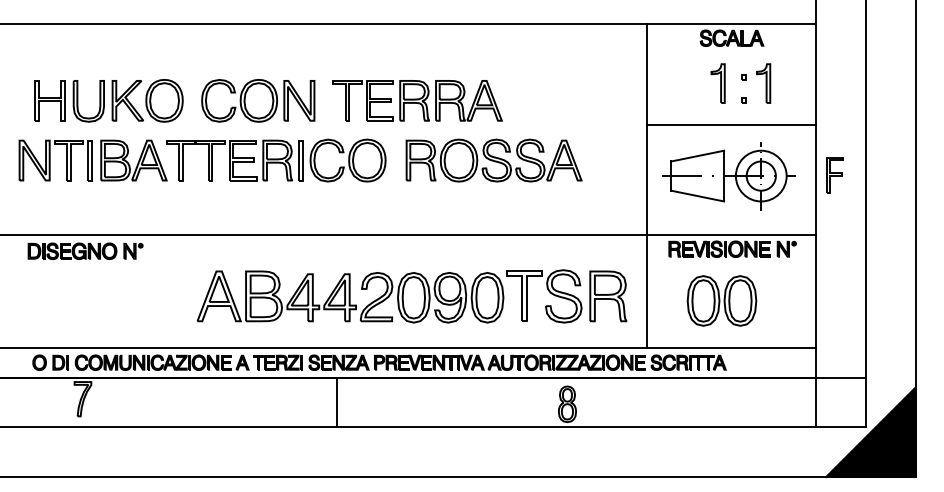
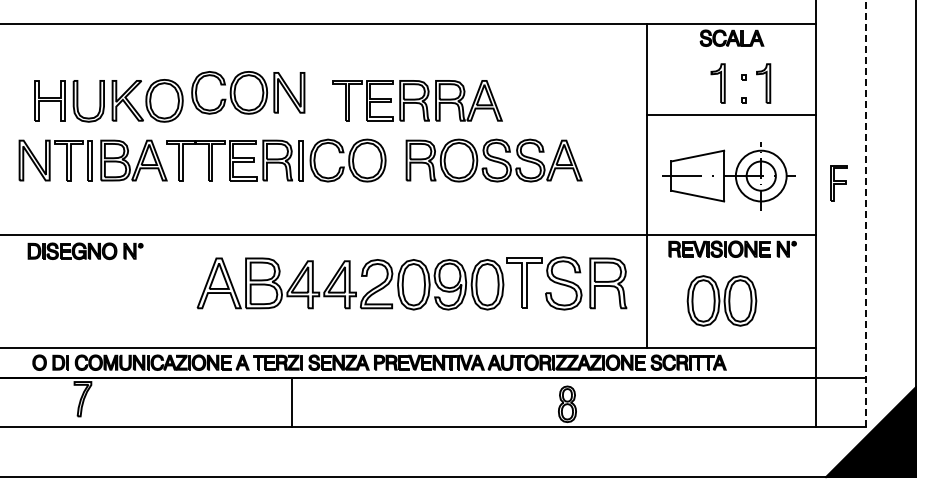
part position: (258, 100) -> (248, 92) (248, 92)
line position: (731, 124) -> (731, 114) (731, 114)
part position: (834, 175) -> (838, 183) (838, 183)
line: solid -> dashed (865, 213)
part position: (411, 296) -> (411, 283) (411, 283)
line position: (336, 402) -> (291, 402) (291, 402)
